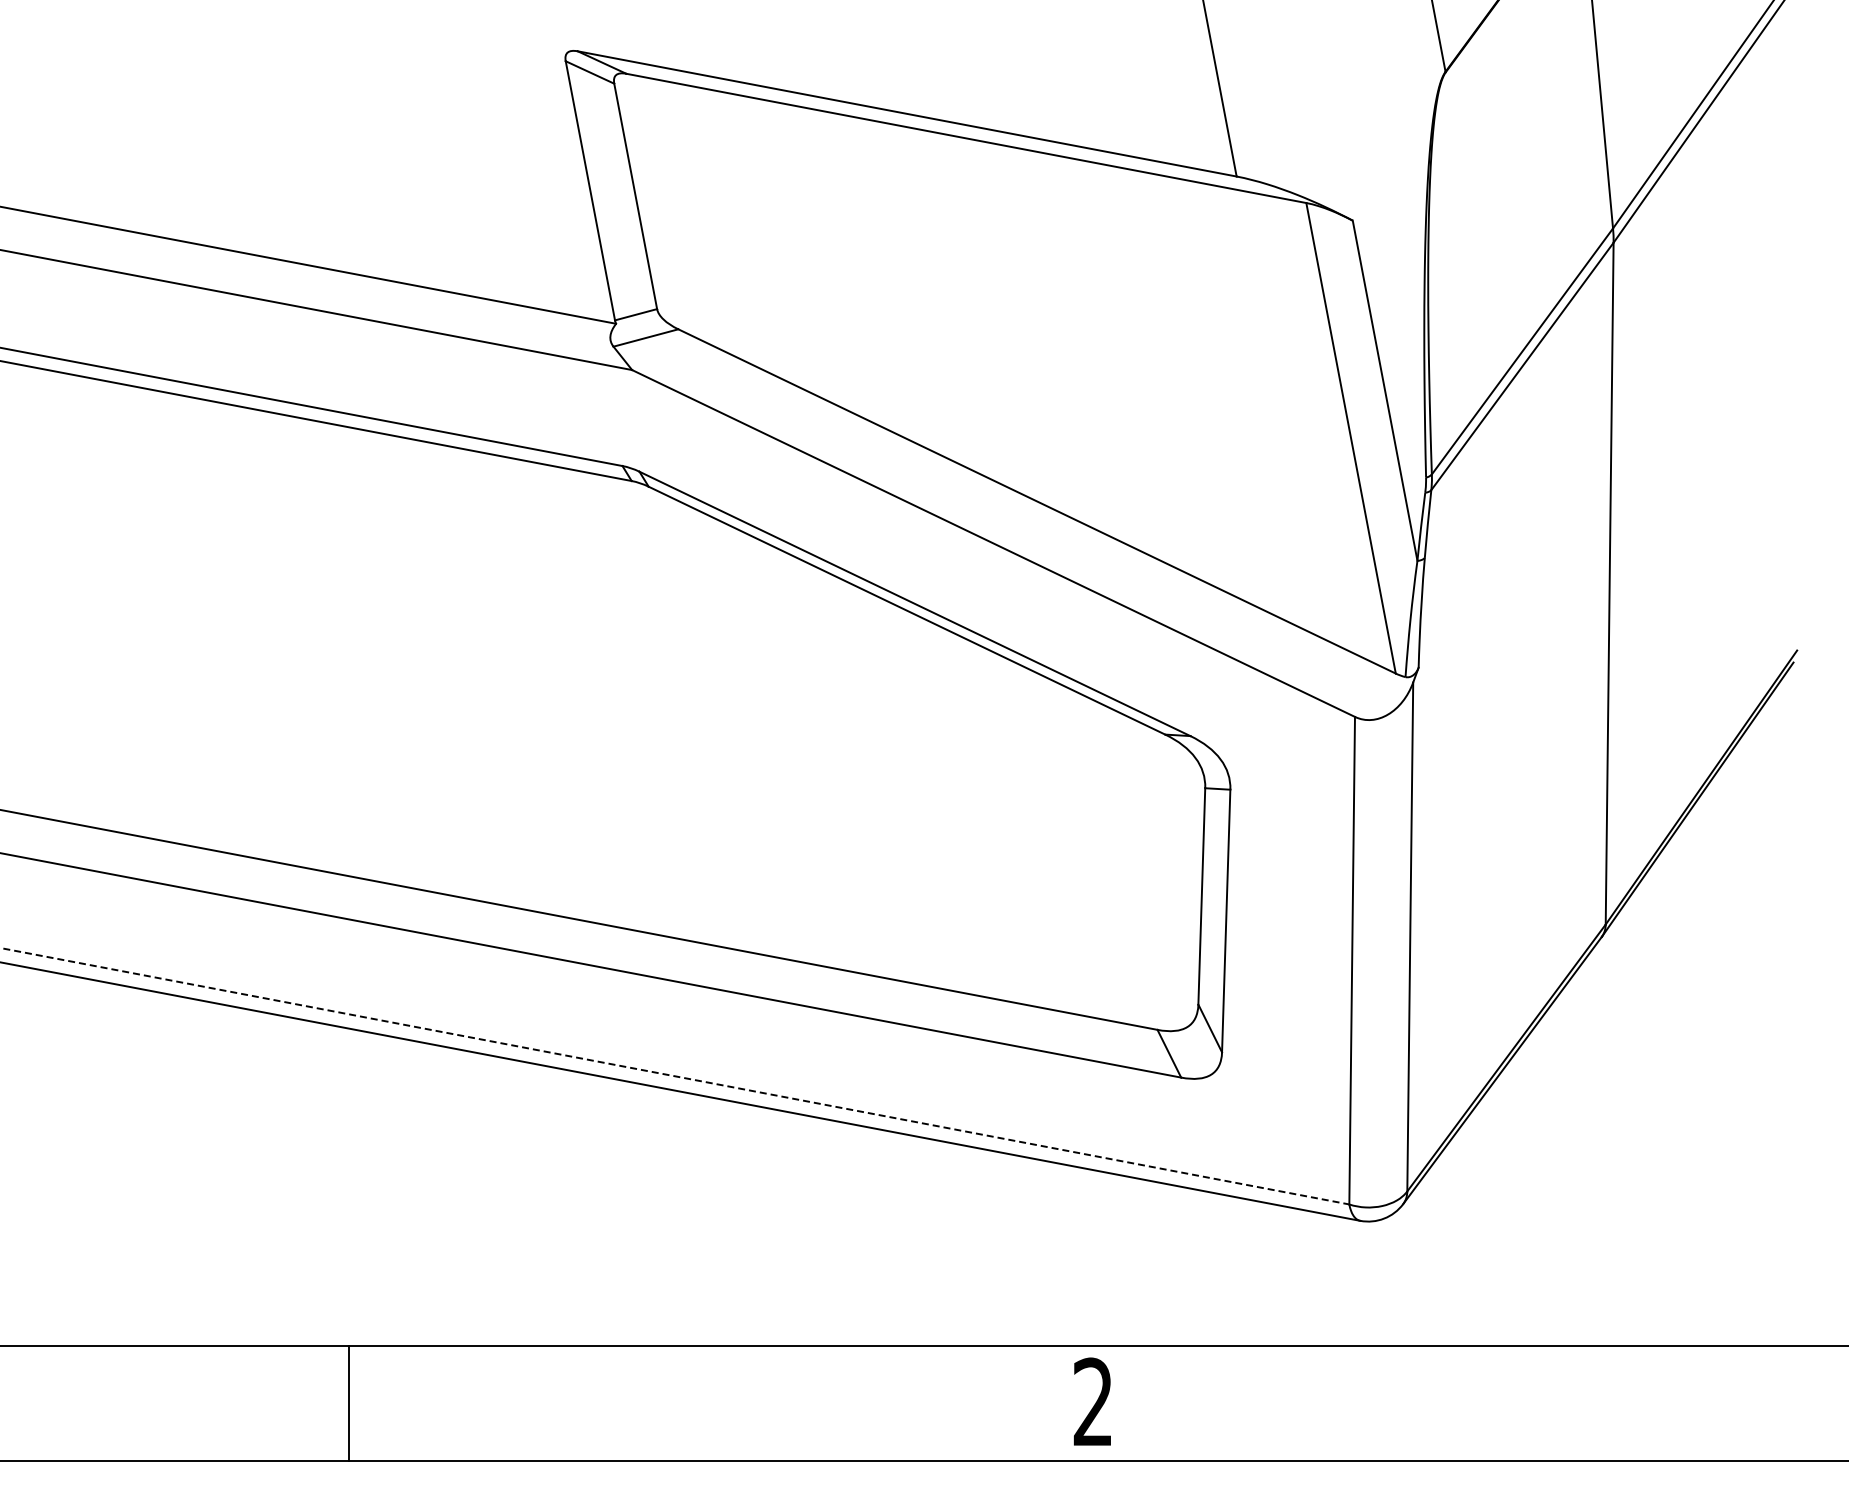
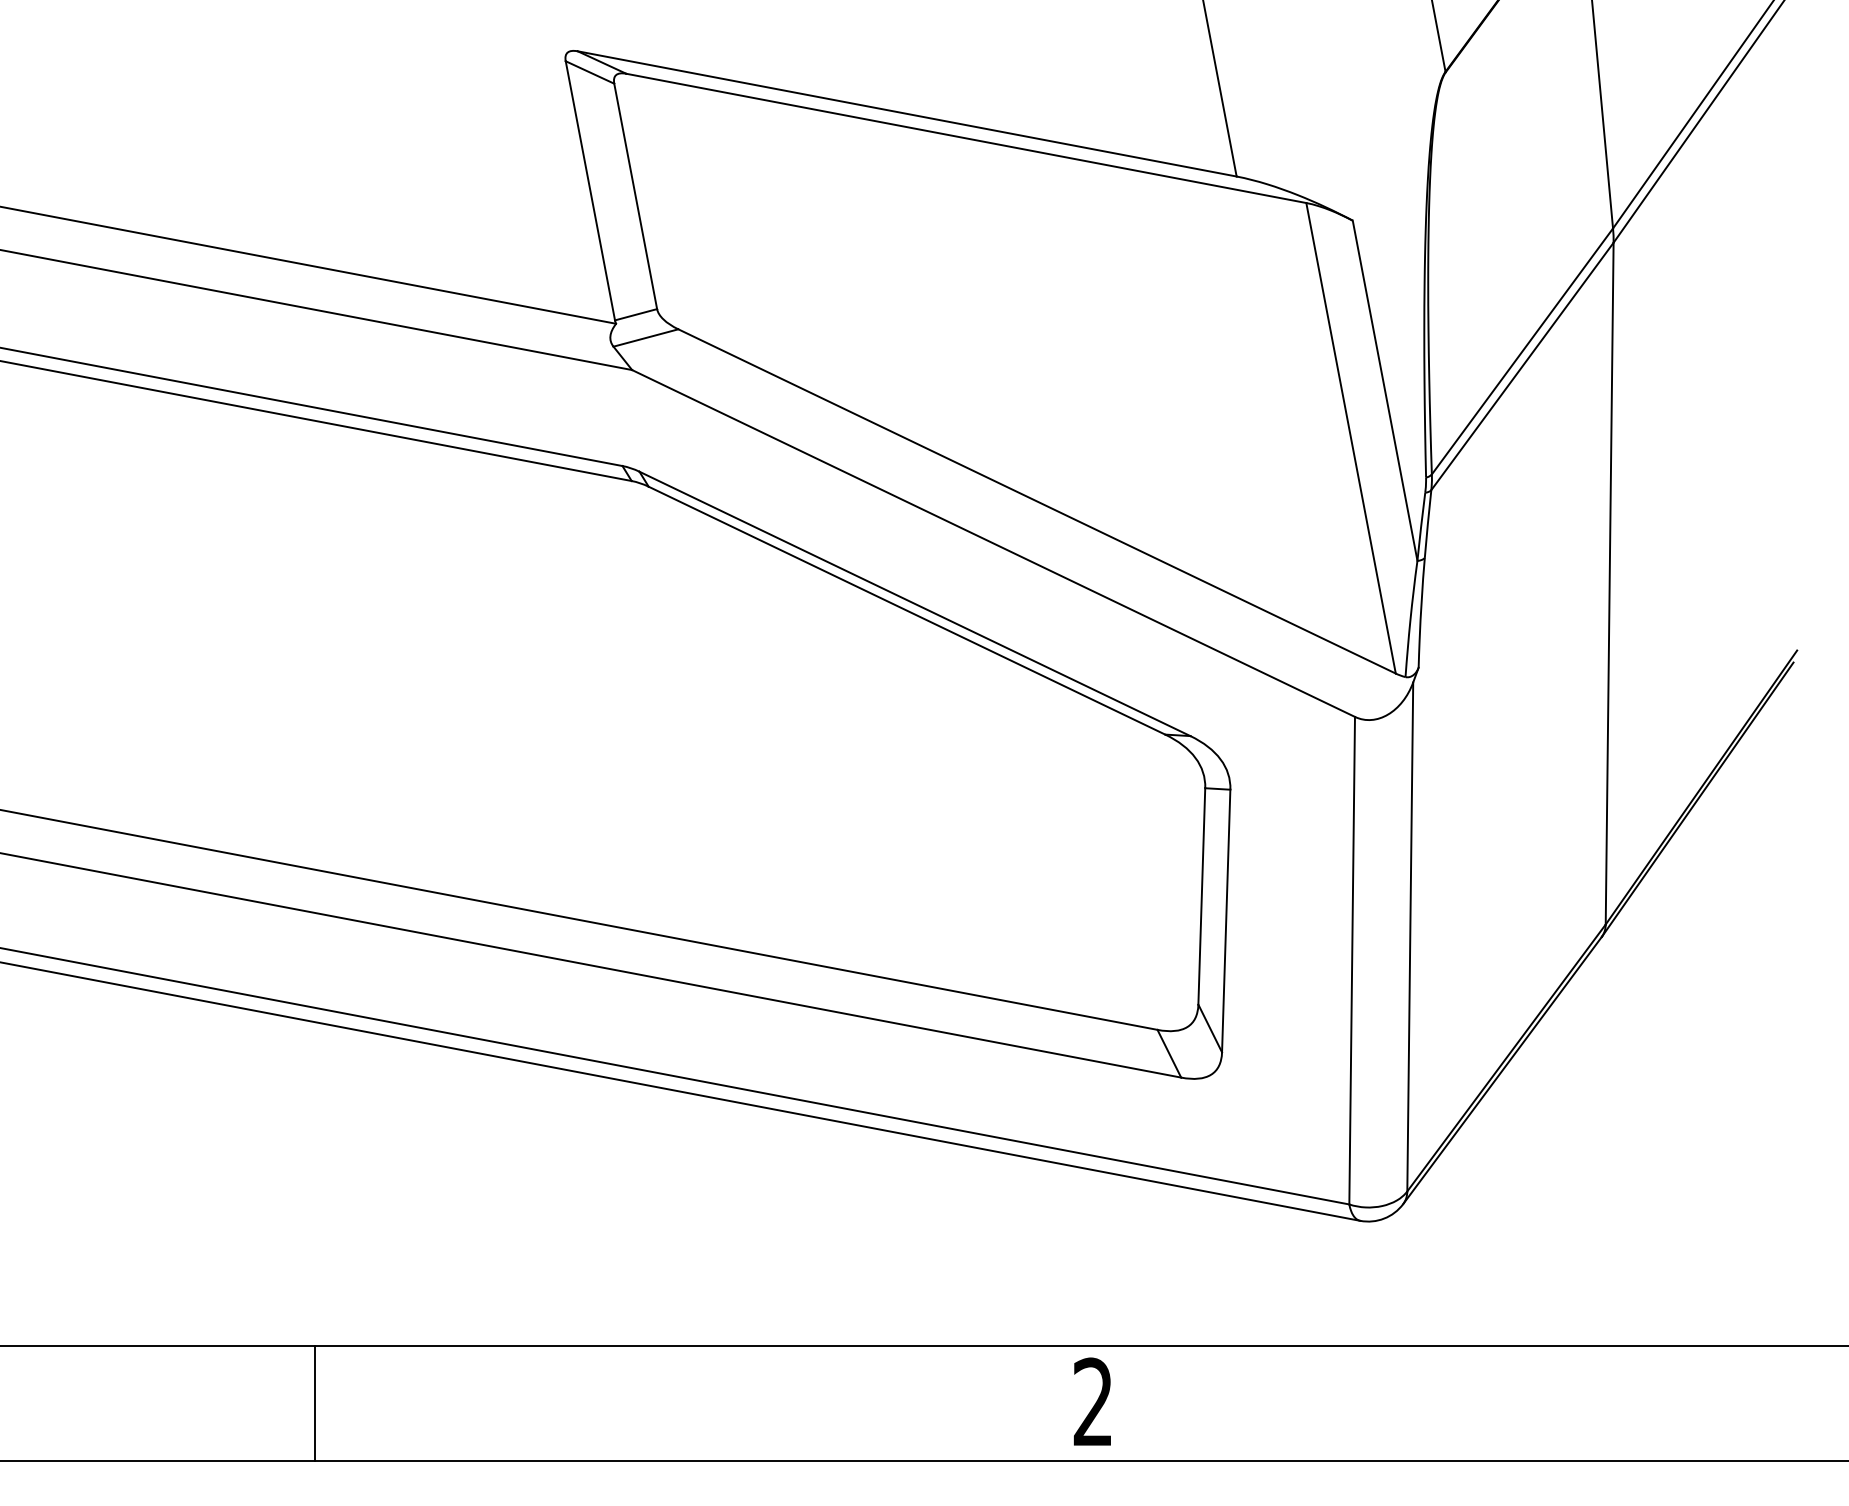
line: dashed -> solid (674, 1076)
line position: (348, 1403) -> (314, 1403) (314, 1403)
